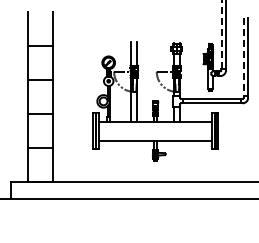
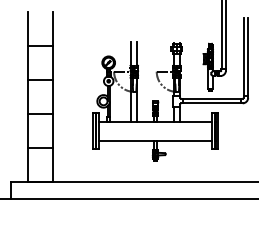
line: dashed -> solid (221, 34)
line: dashed -> solid (243, 57)
